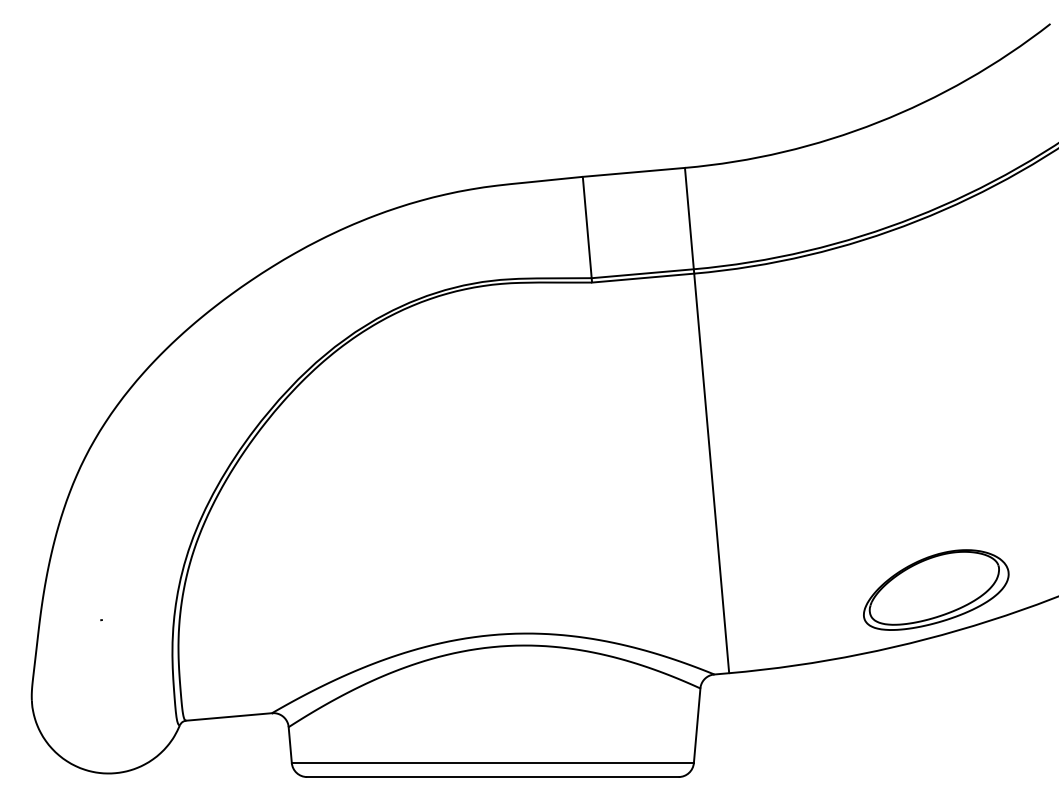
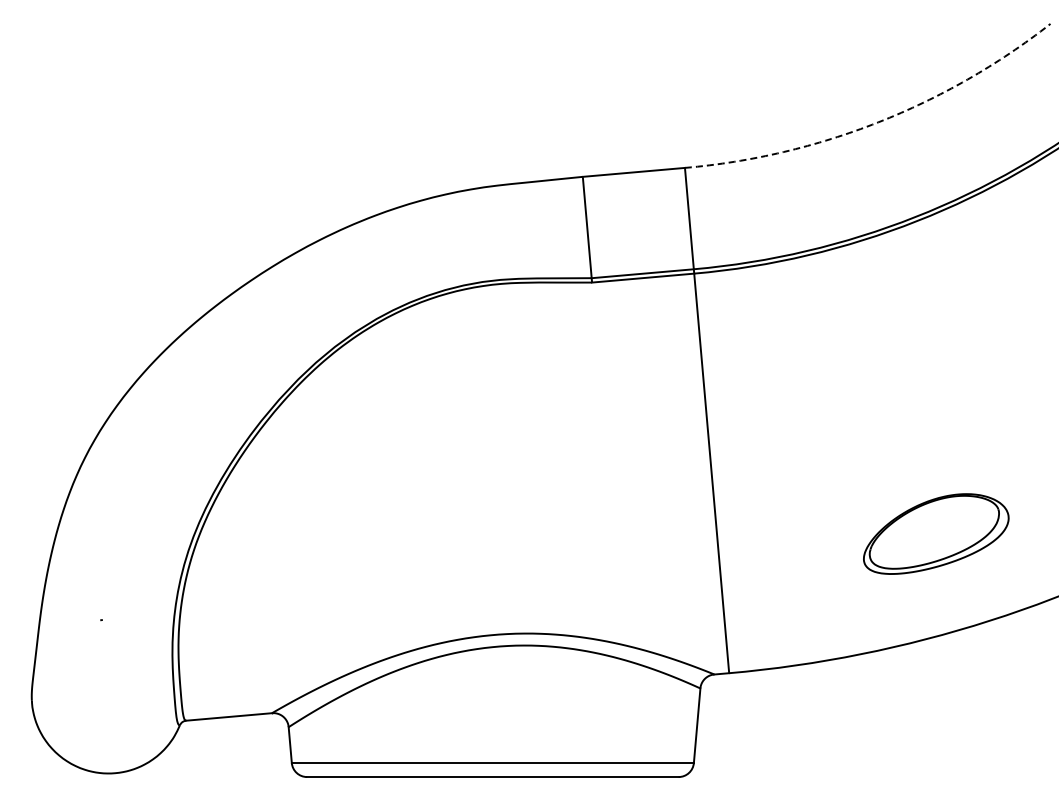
arc: solid -> dashed (878, 122)
part position: (936, 589) -> (936, 533) (936, 533)
